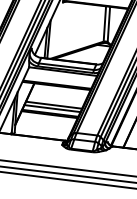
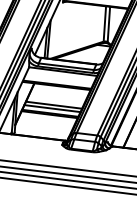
line: none -> present (67, 186)
